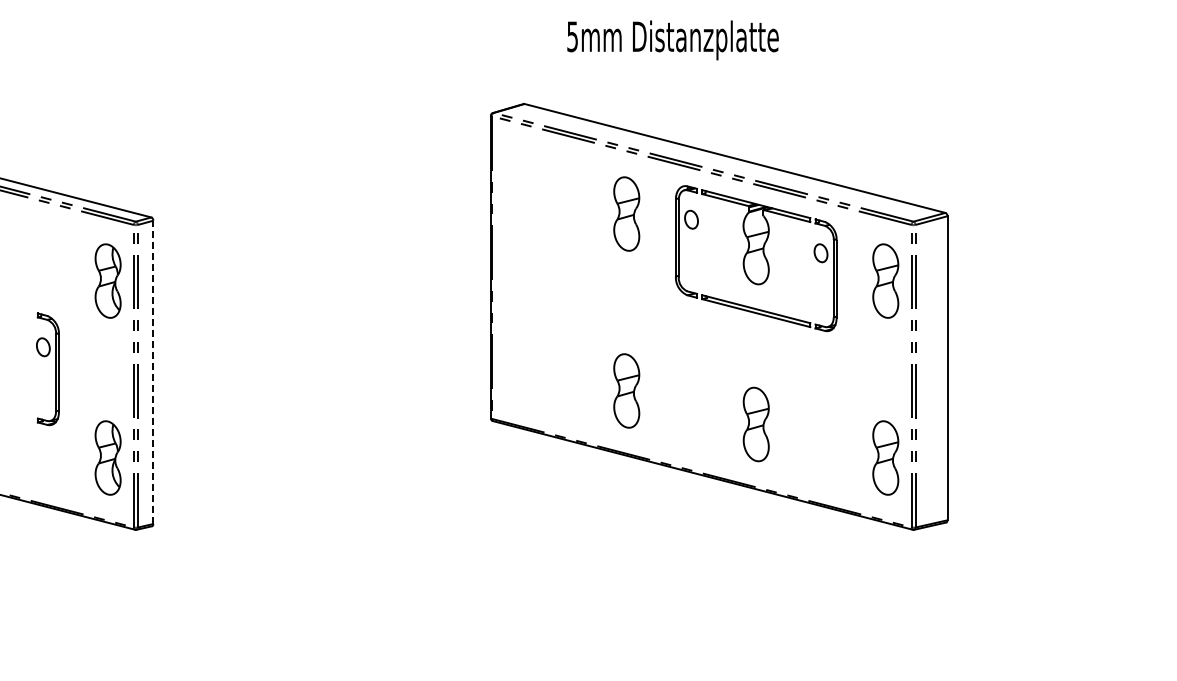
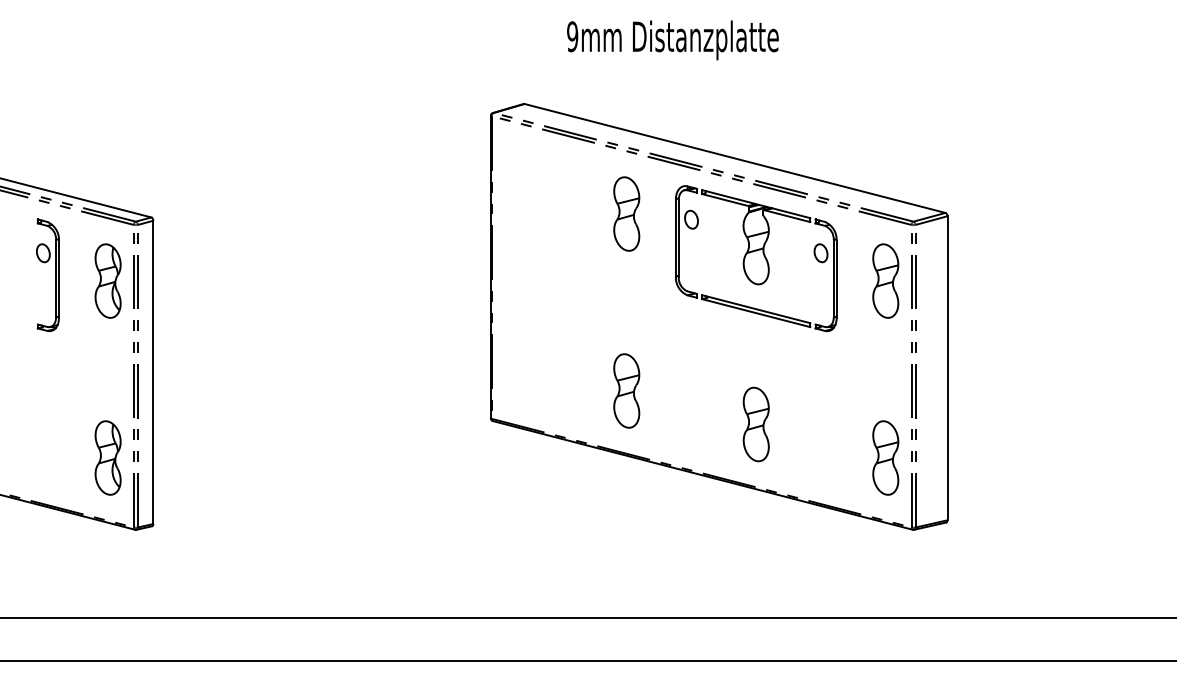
text: 5mm -> 9mm (572, 36)
part position: (55, 369) -> (55, 275) (55, 275)
line: dashed -> solid (153, 372)
line: none -> present (587, 617)
line: none -> present (587, 660)
